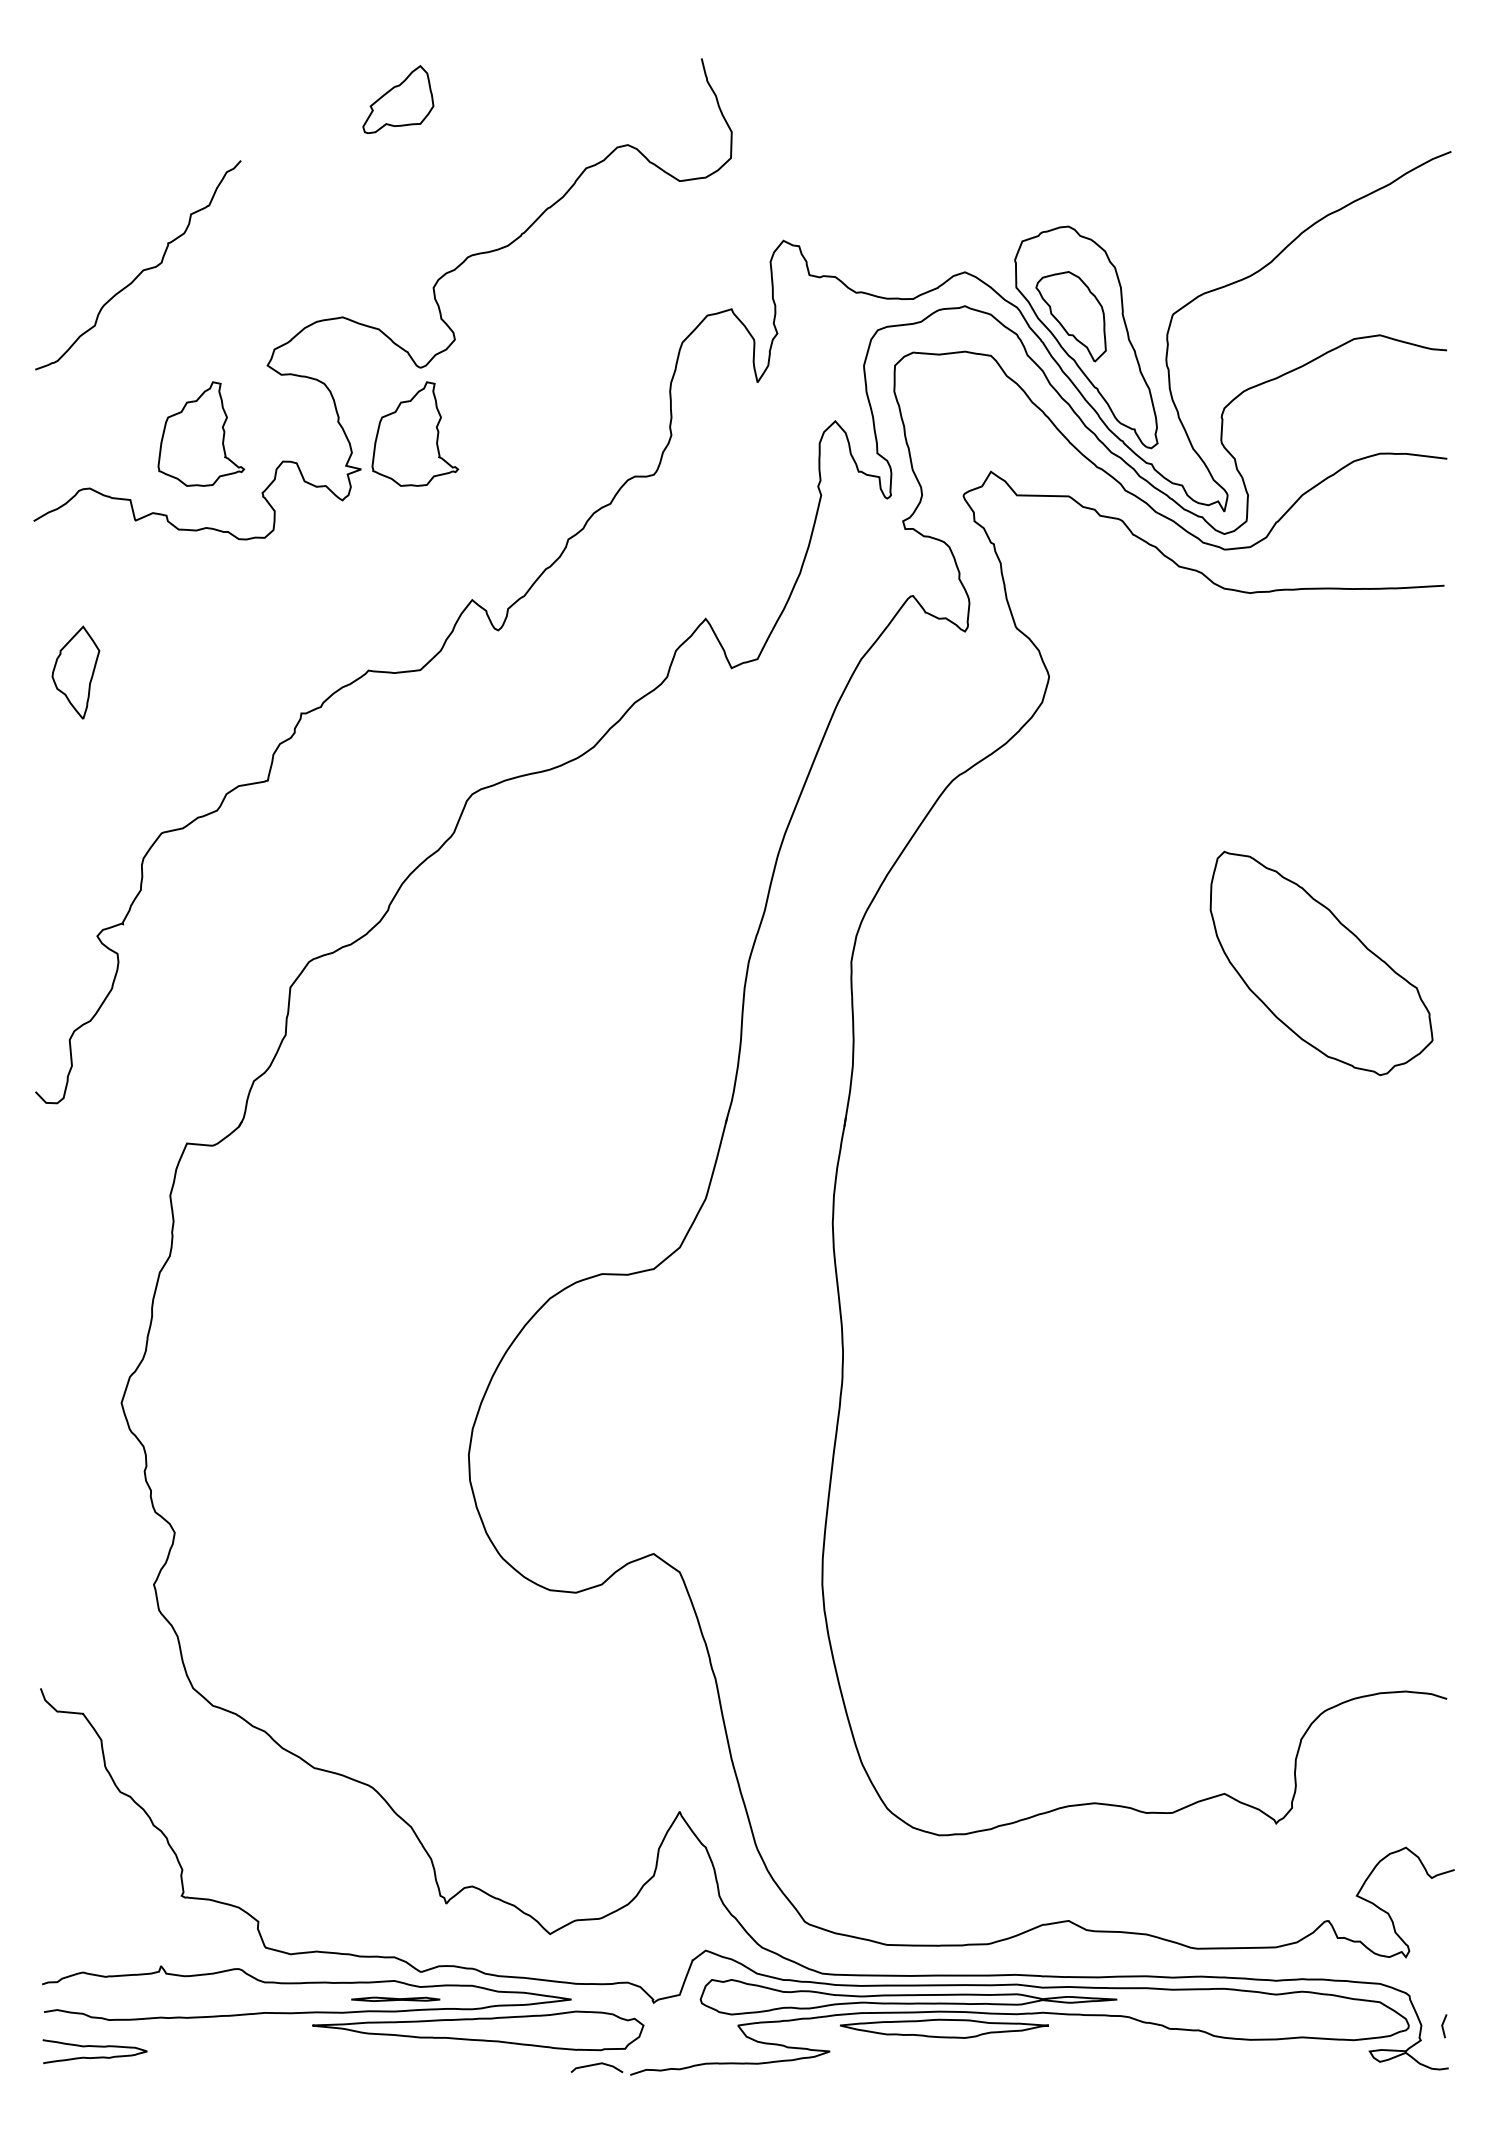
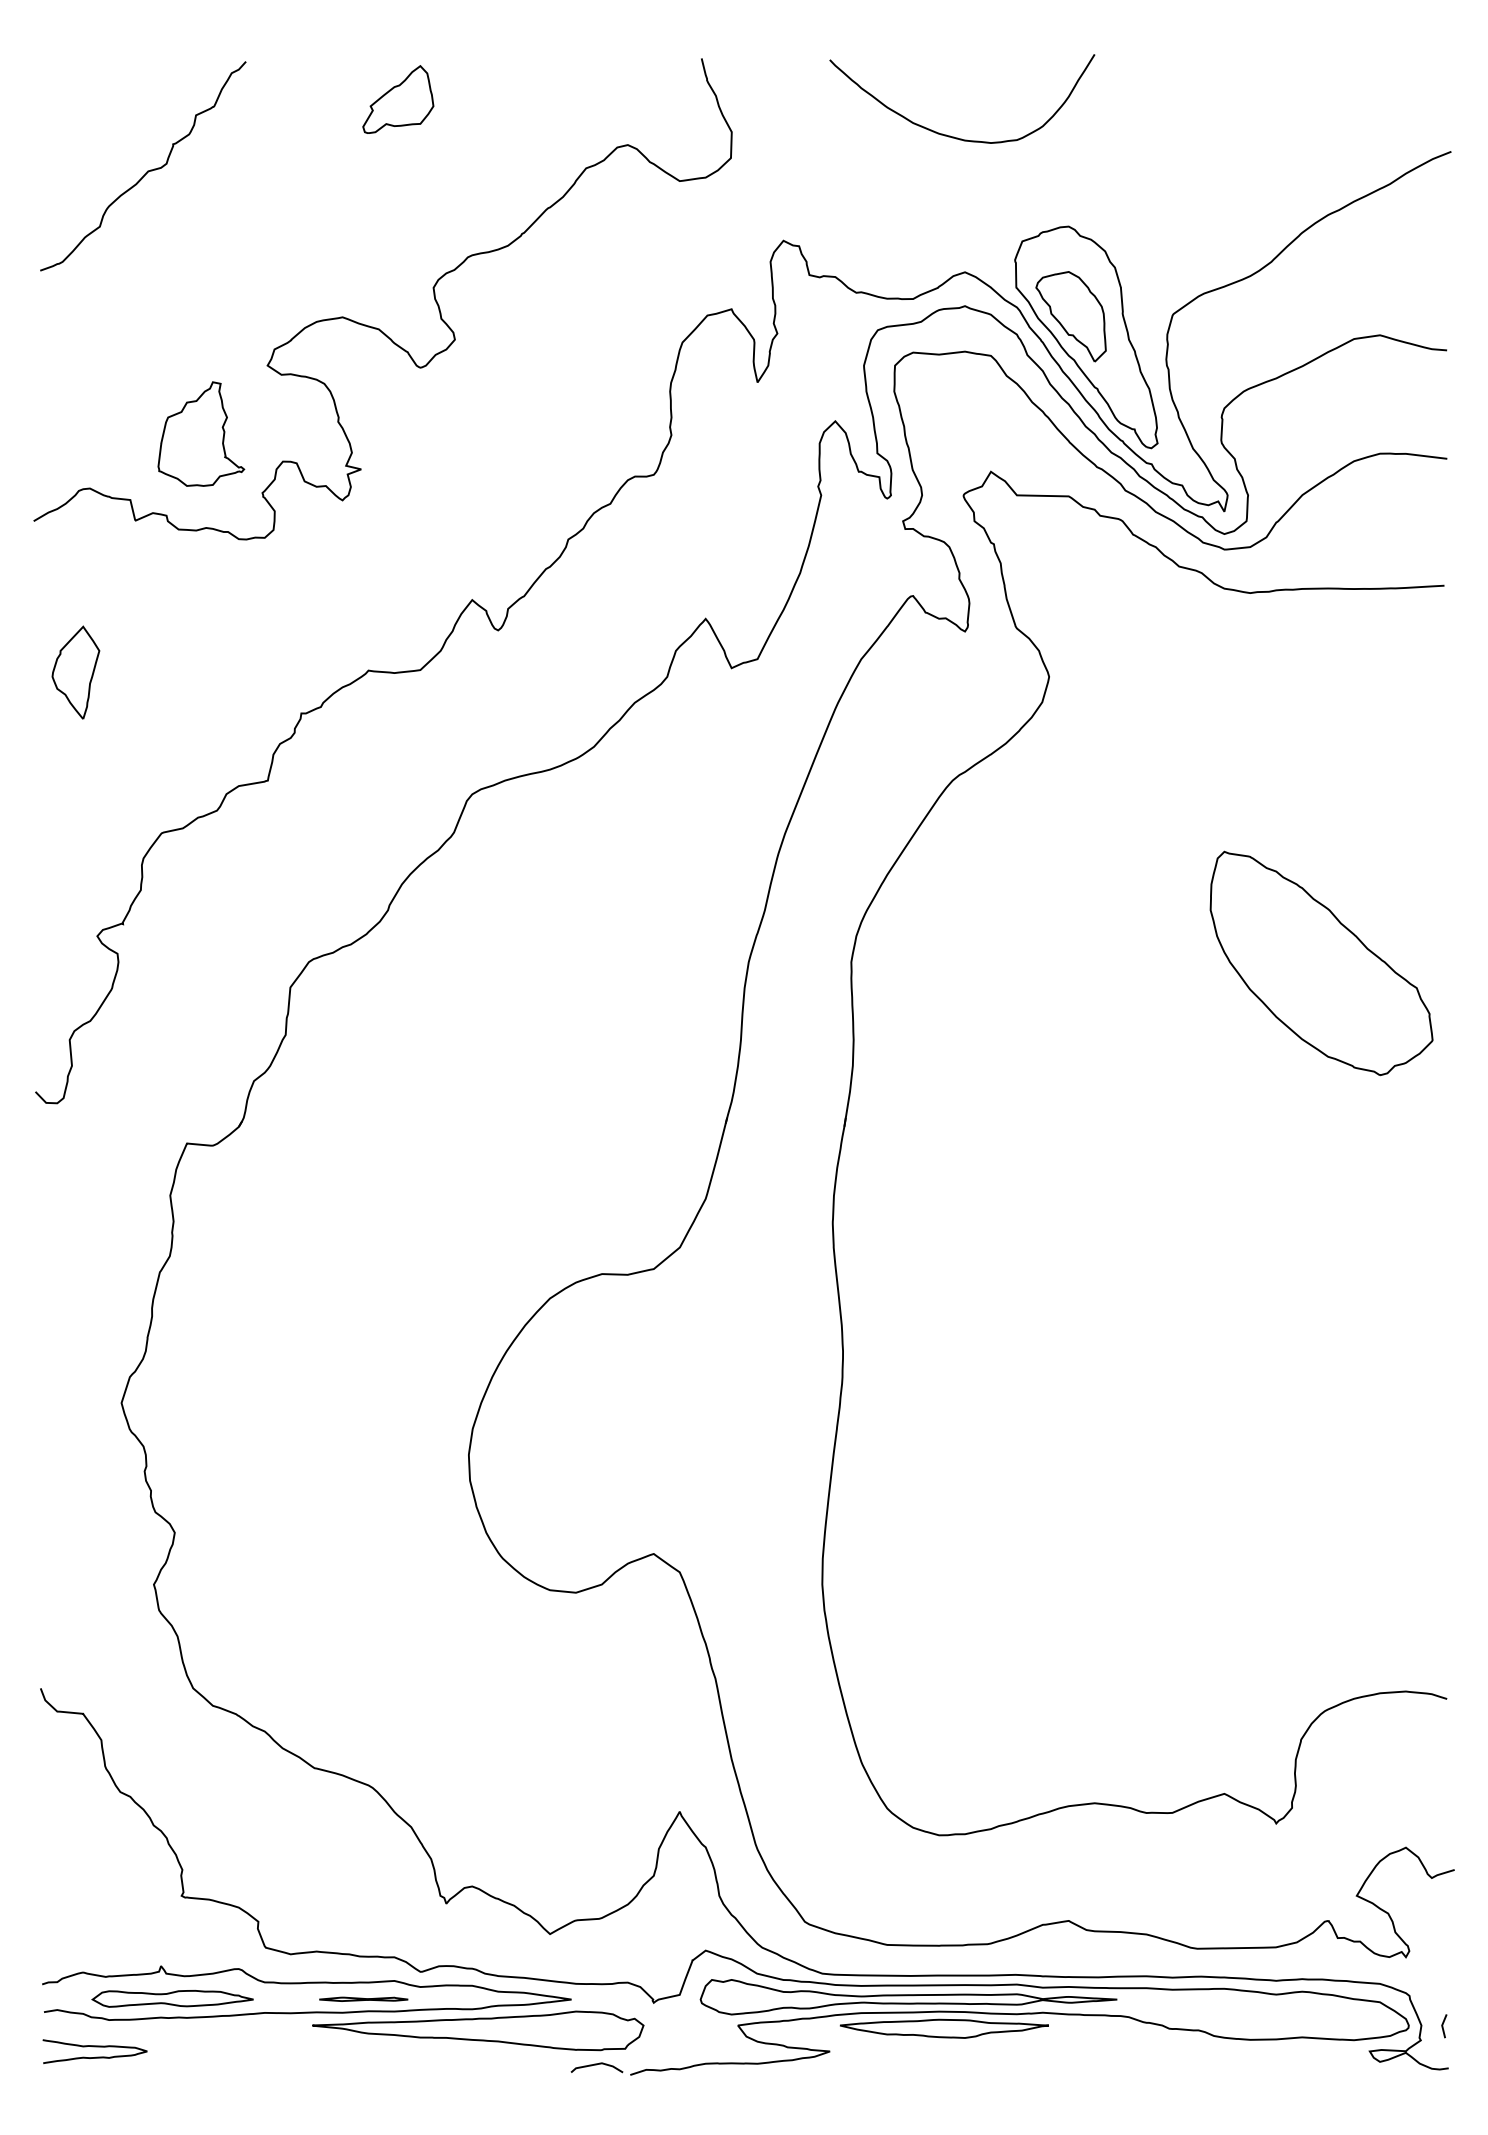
curve: none -> present (954, 136)
curve position: (142, 269) -> (147, 170) (147, 170)
part: present -> none (415, 433)
part: none -> present (172, 1998)
part position: (395, 1998) -> (363, 1998) (363, 1998)
